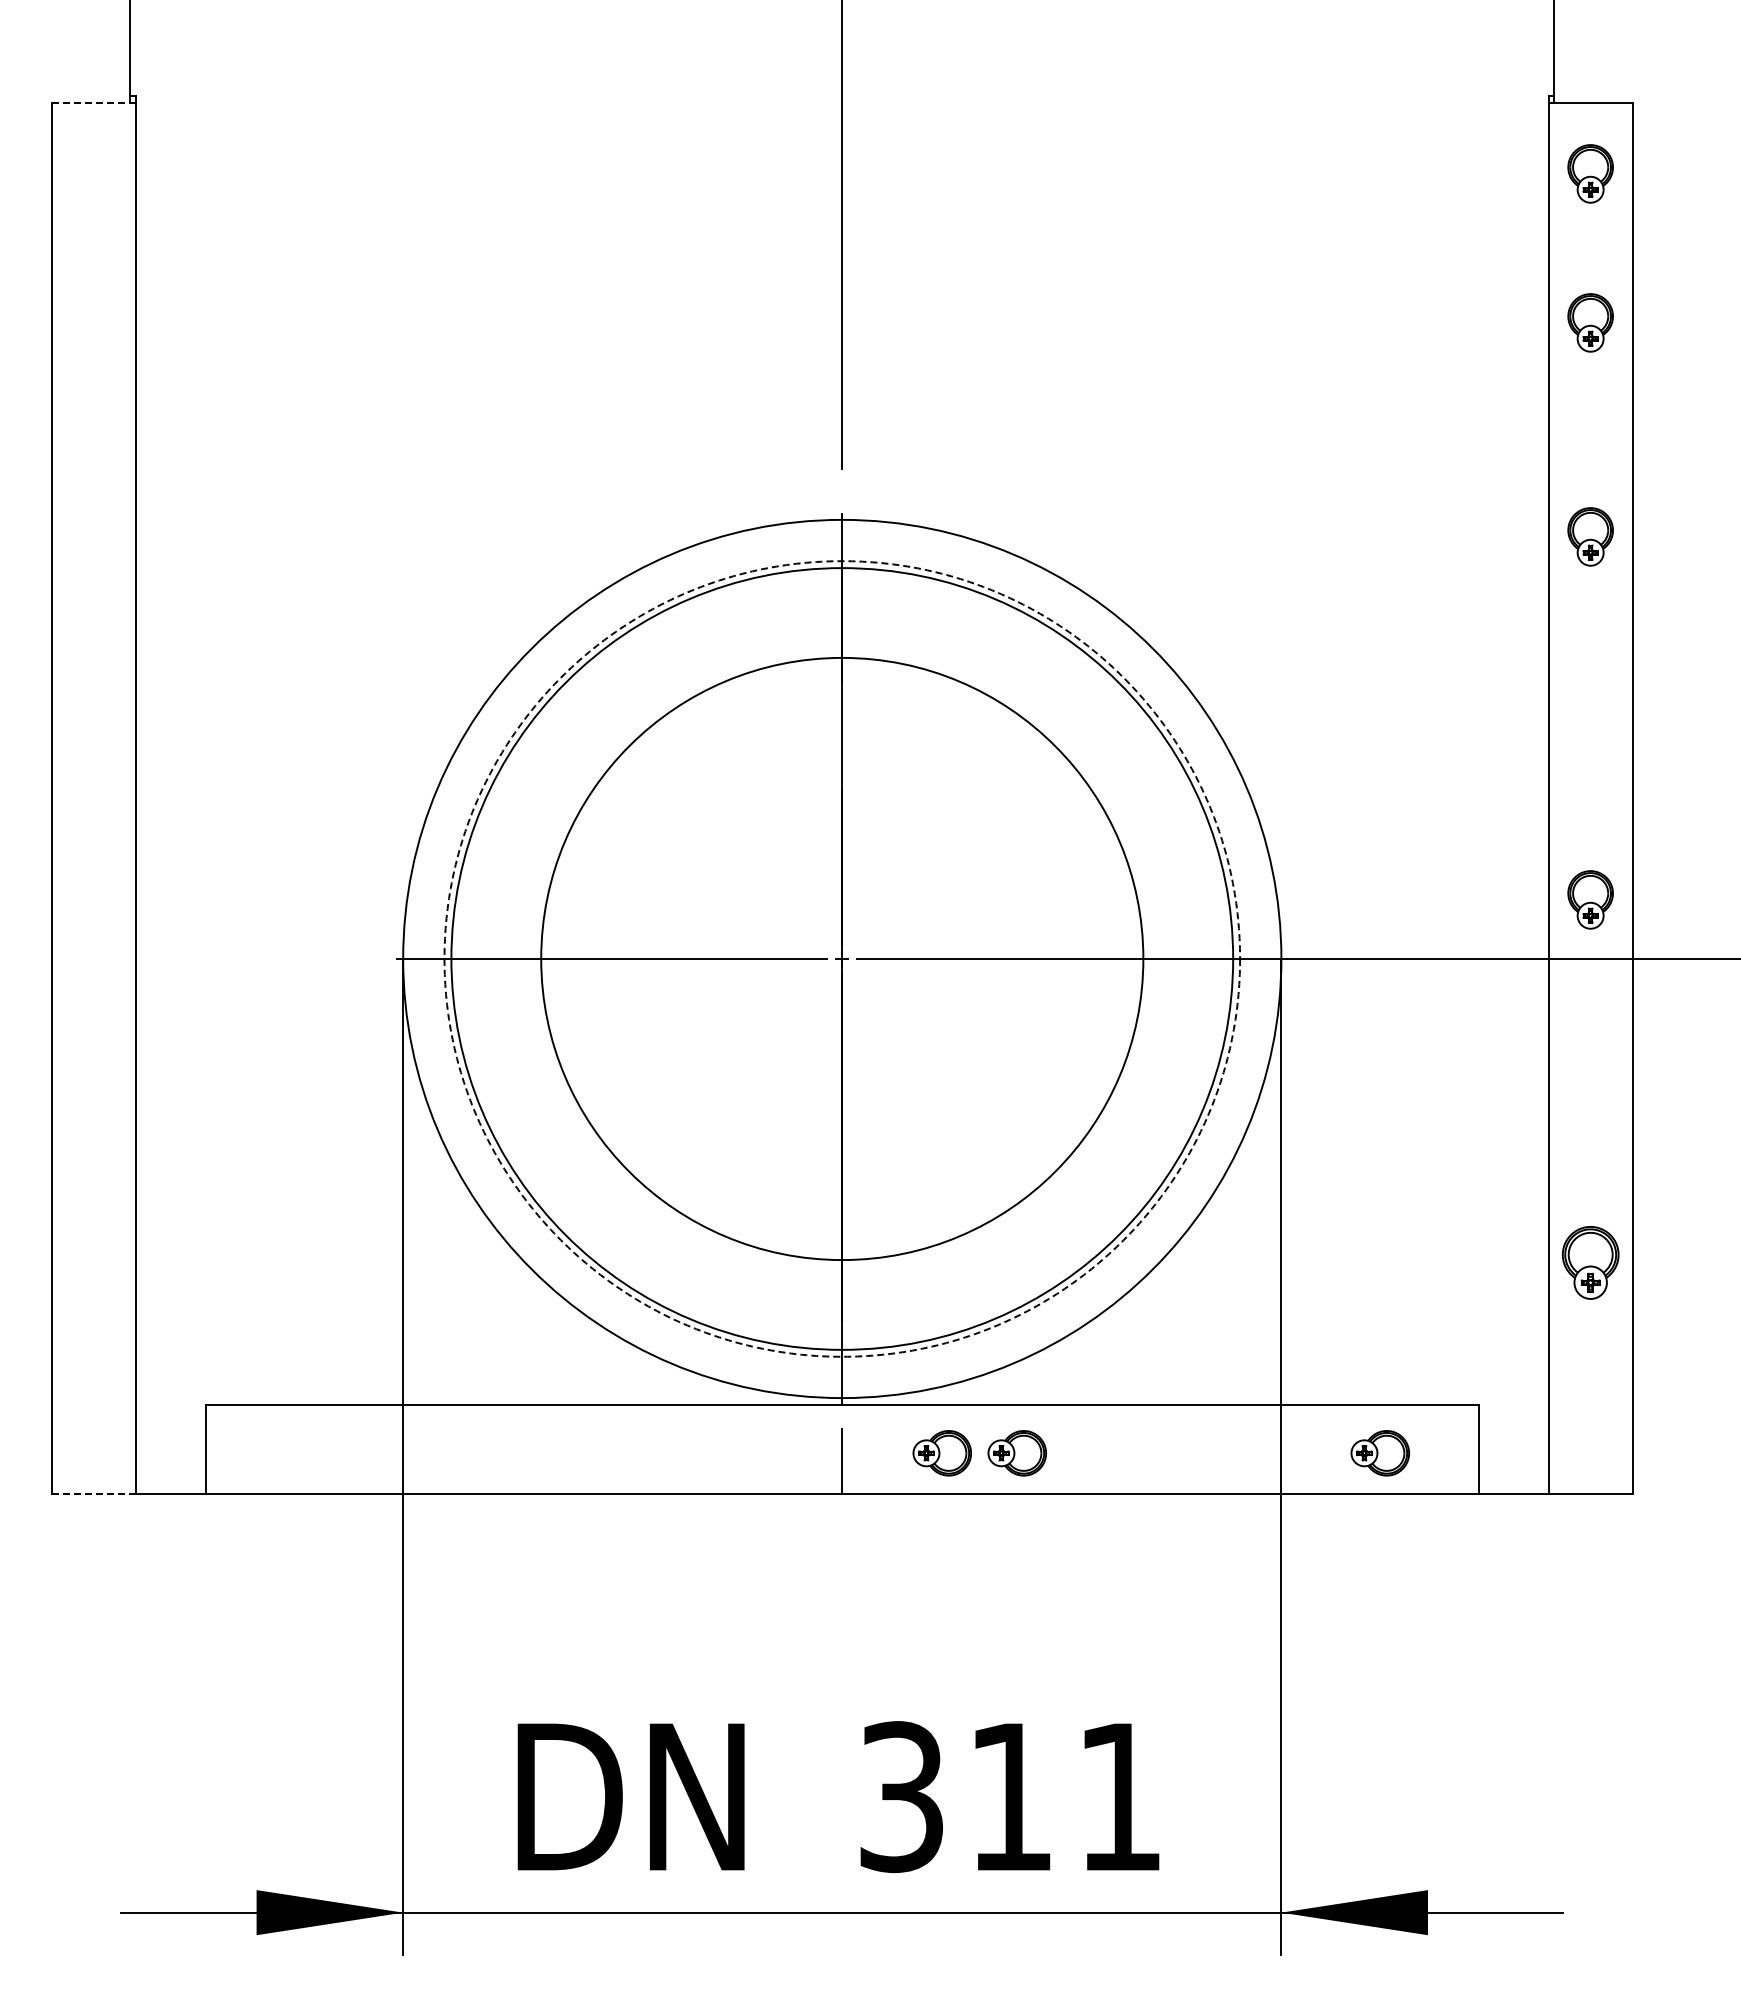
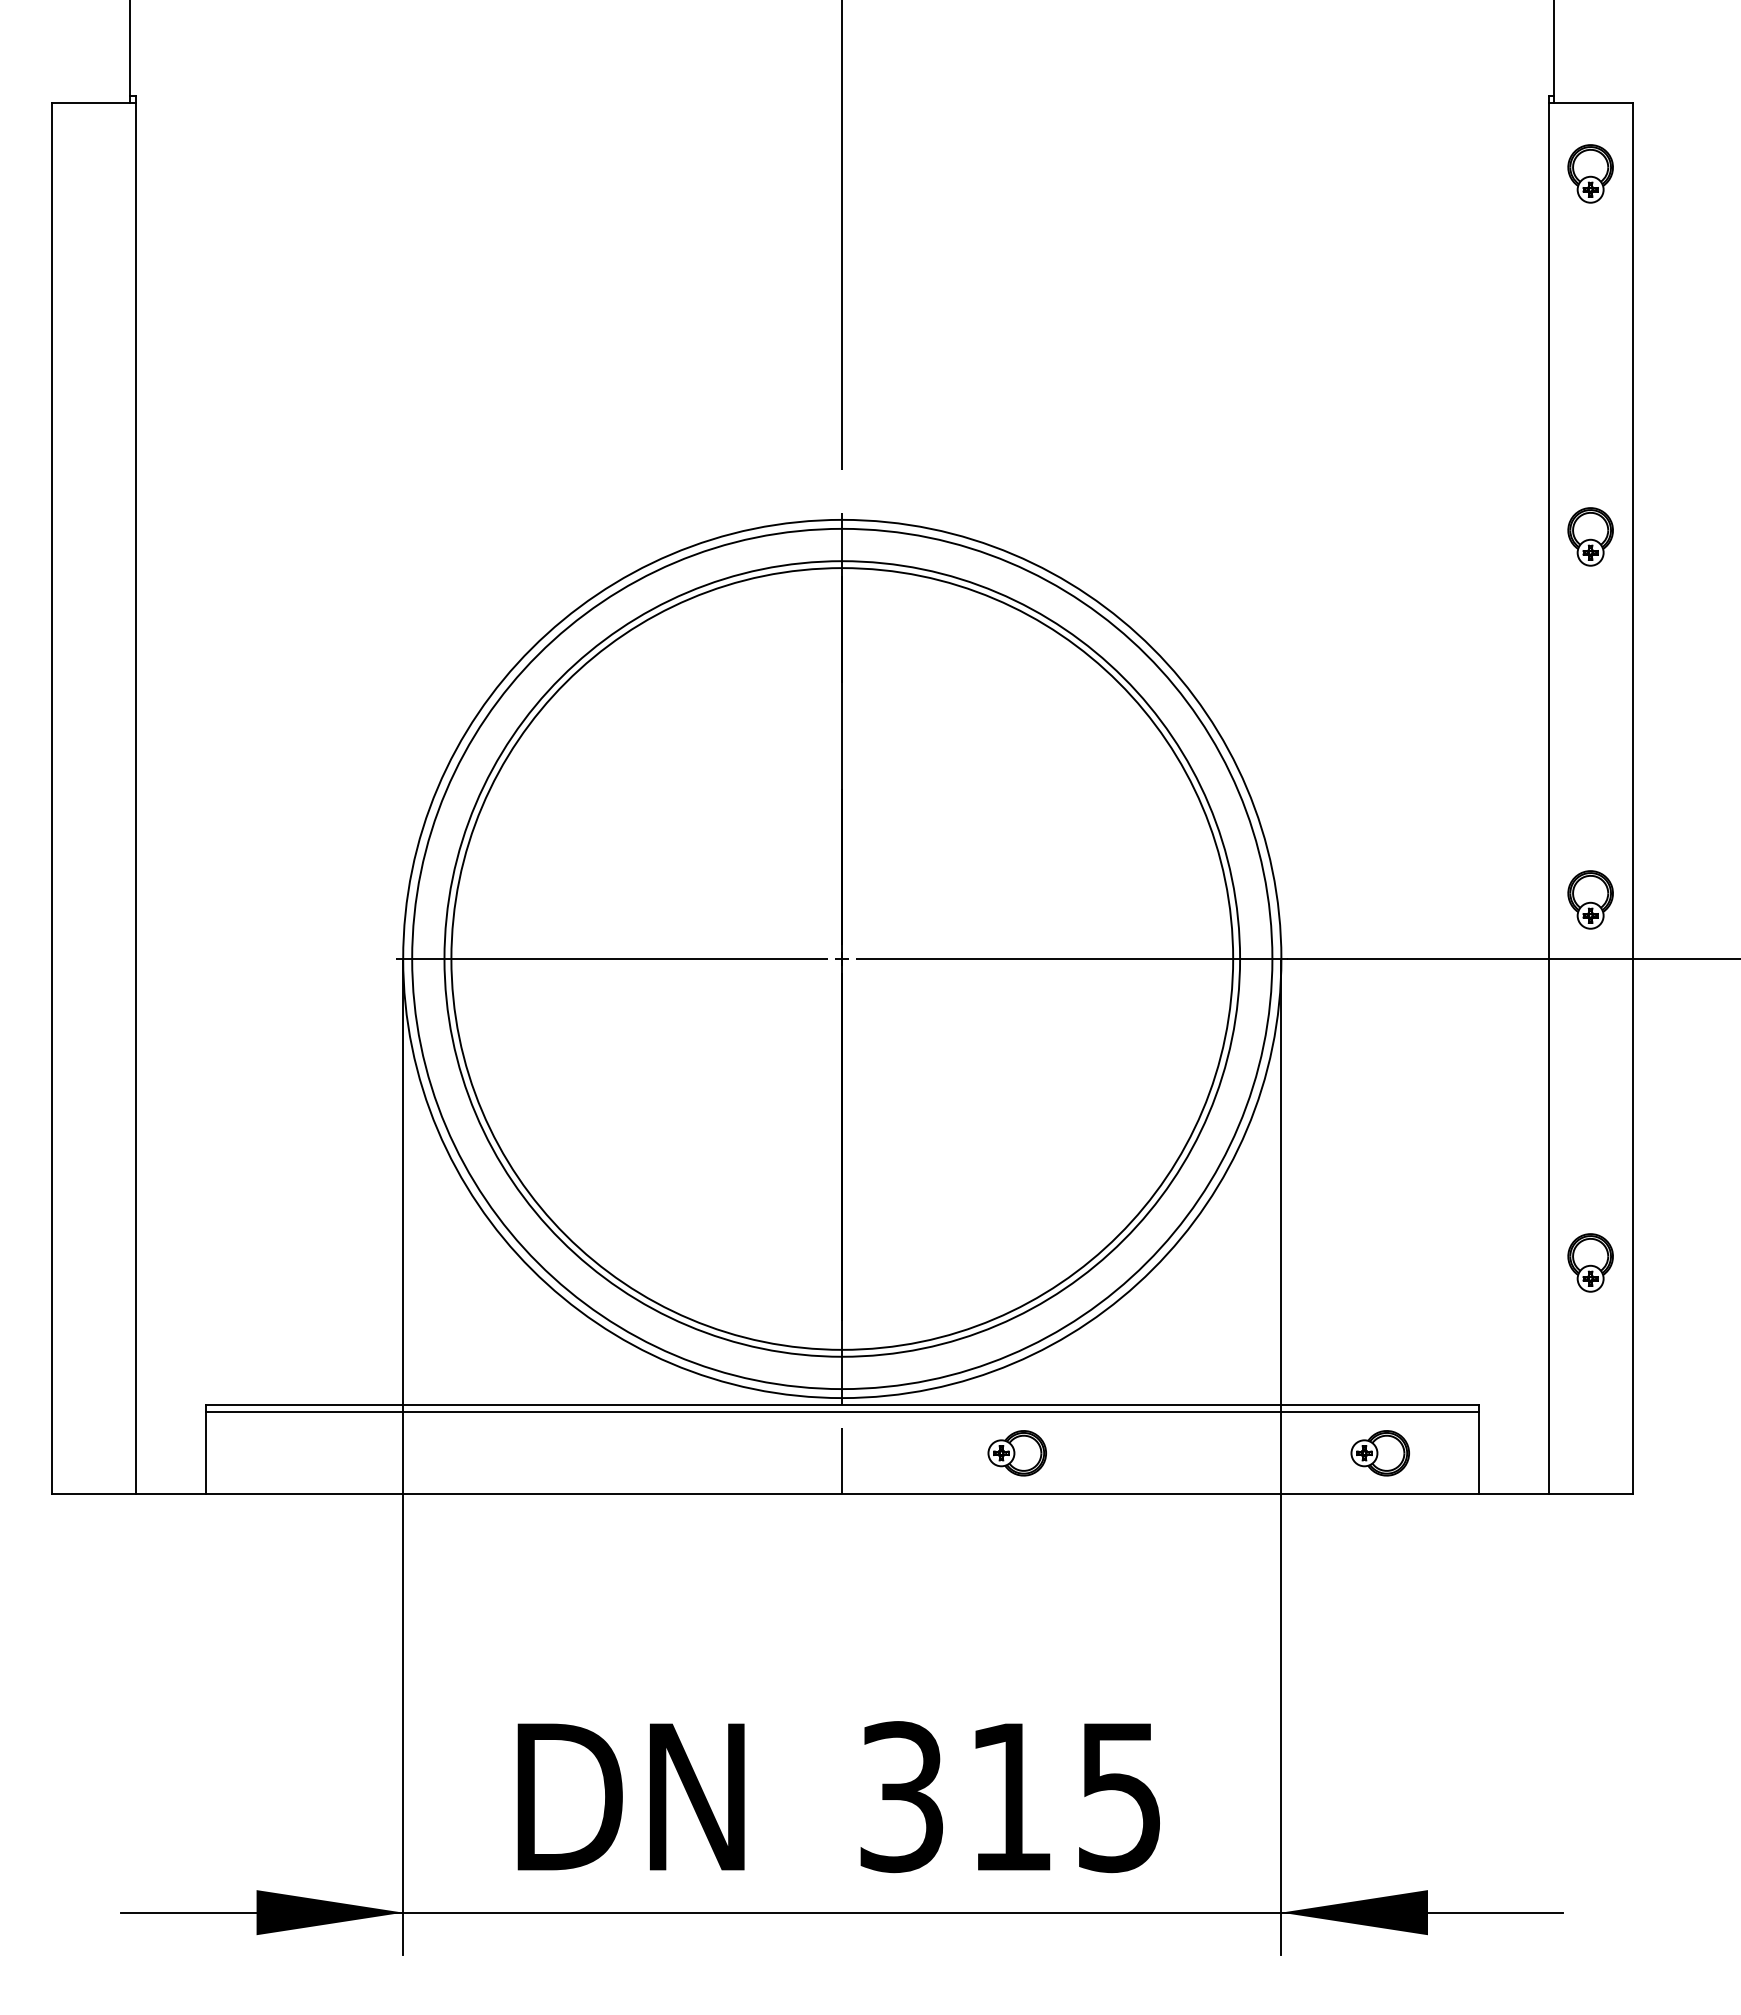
line: dashed -> solid (91, 103)
part: present -> none (1590, 322)
circle diameter: 602 px -> 860 px (842, 958)
circle: dashed -> solid (842, 958)
part size: 59x74 px -> 47x60 px (1590, 1262)
line: none -> present (841, 1412)
part: present -> none (941, 1453)
line: dashed -> solid (93, 1493)
text: 311 -> 315 (1119, 1798)
